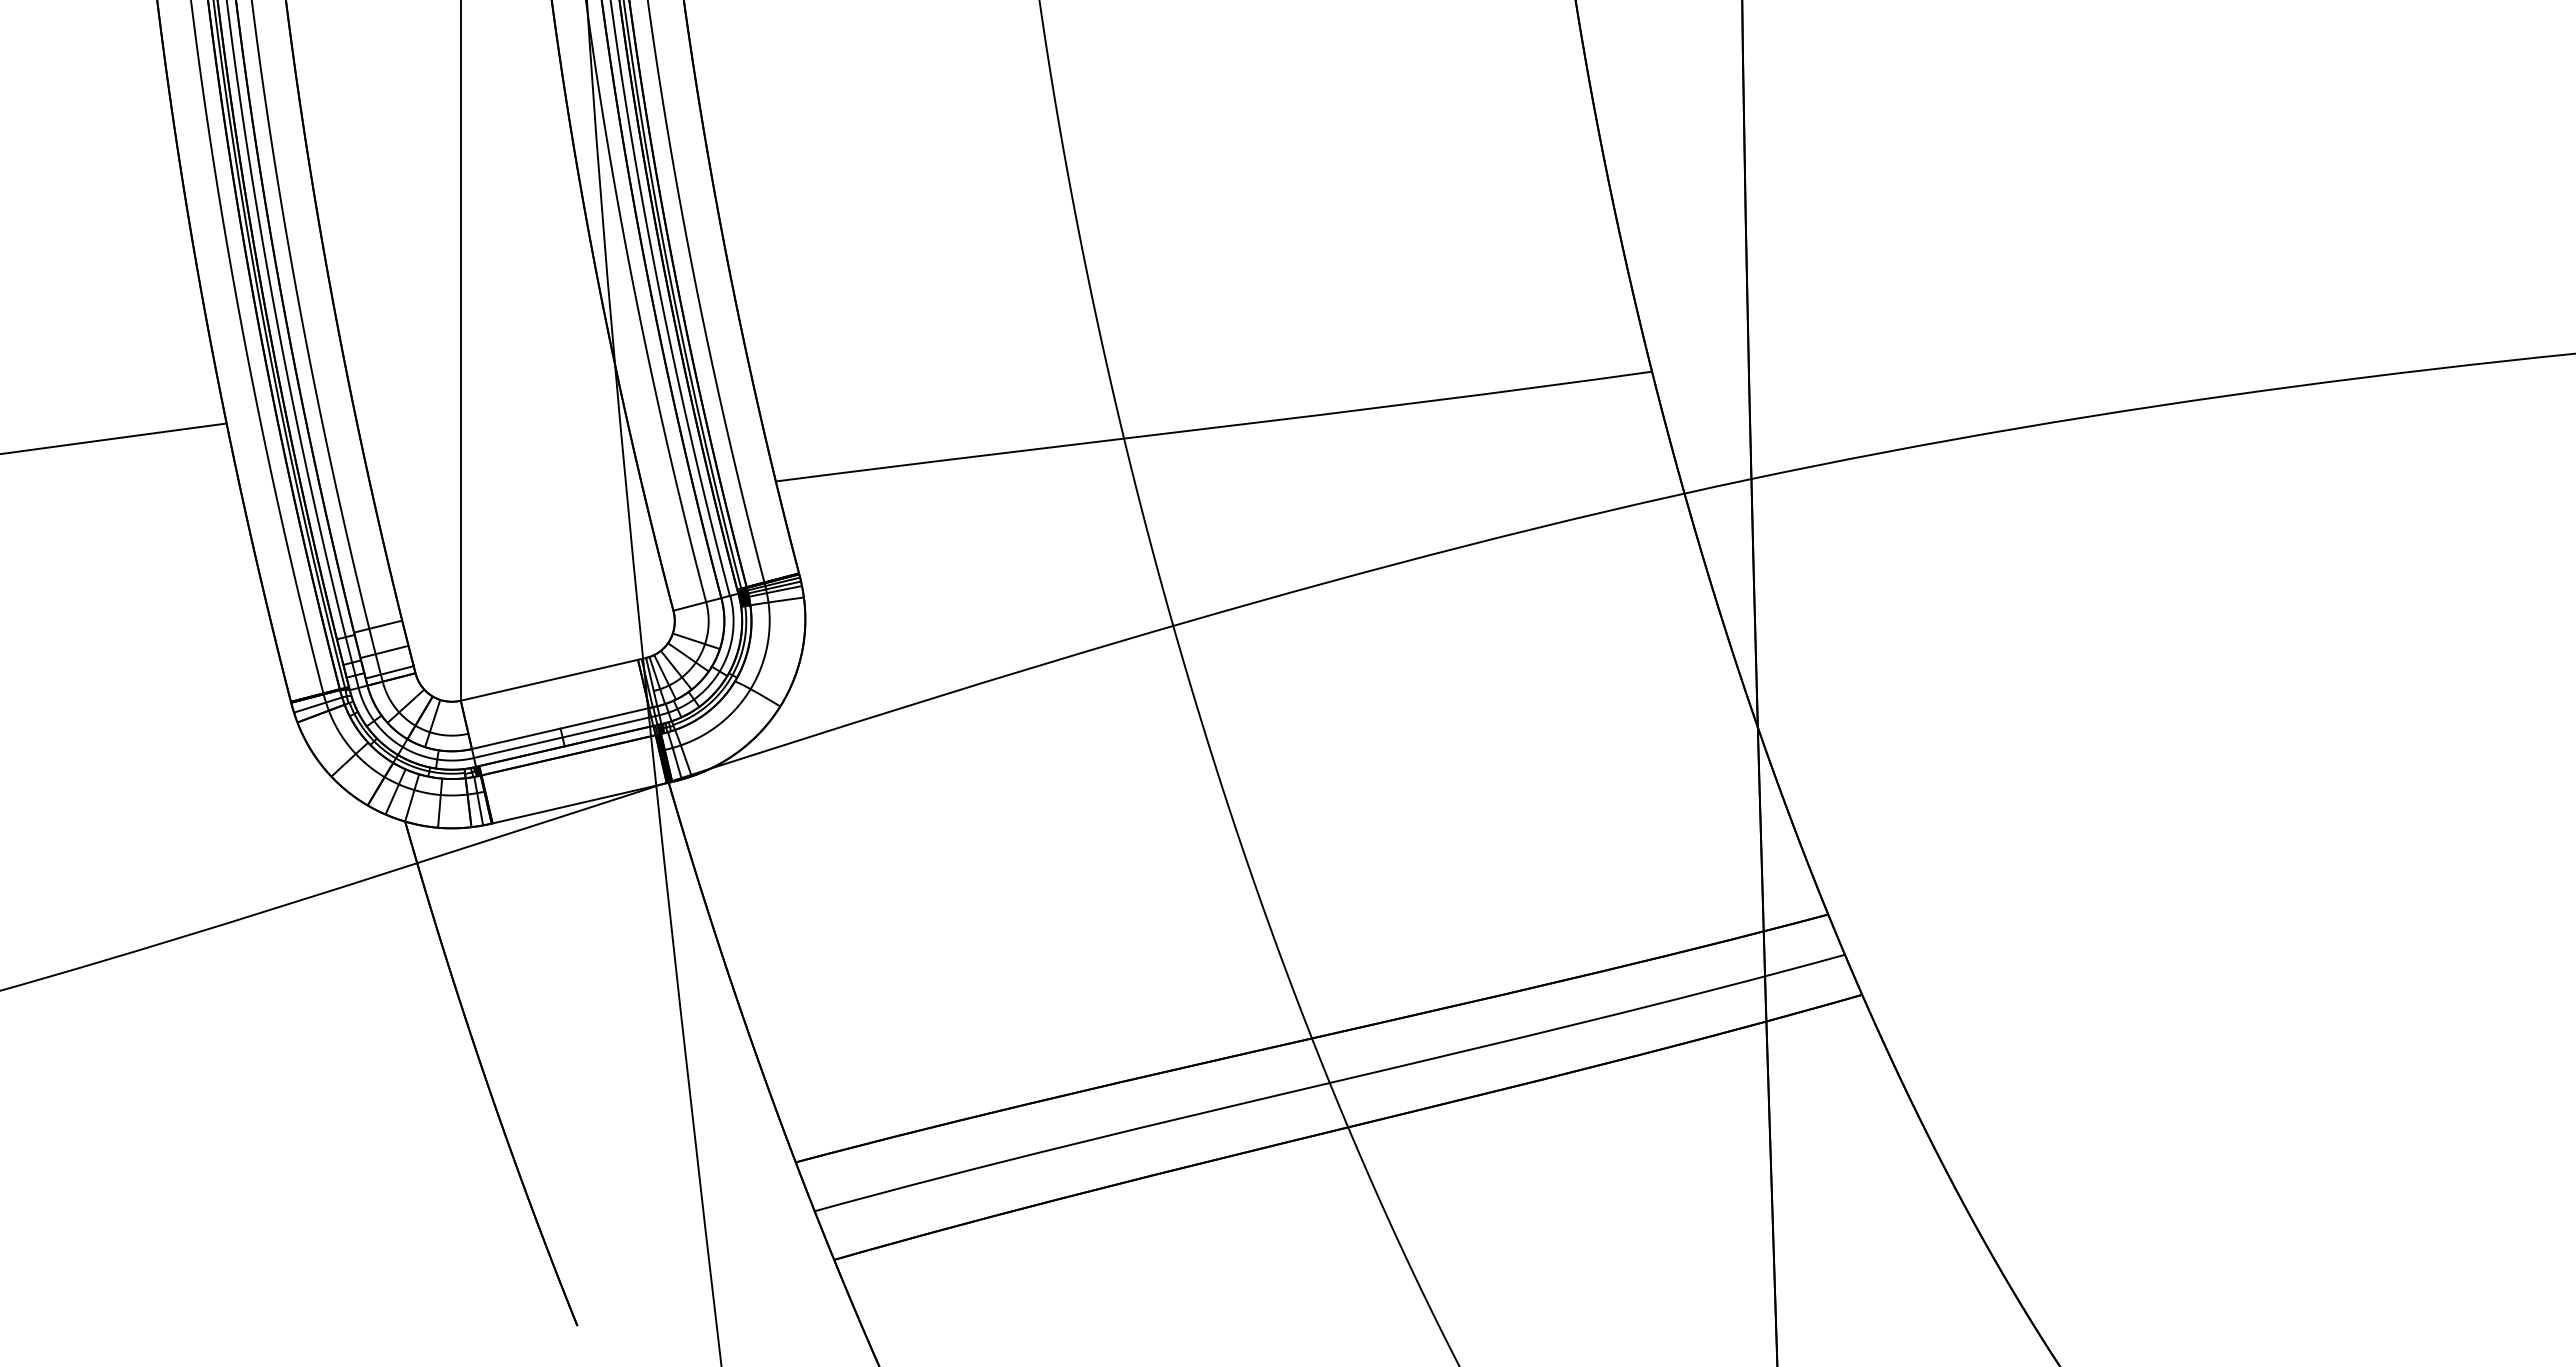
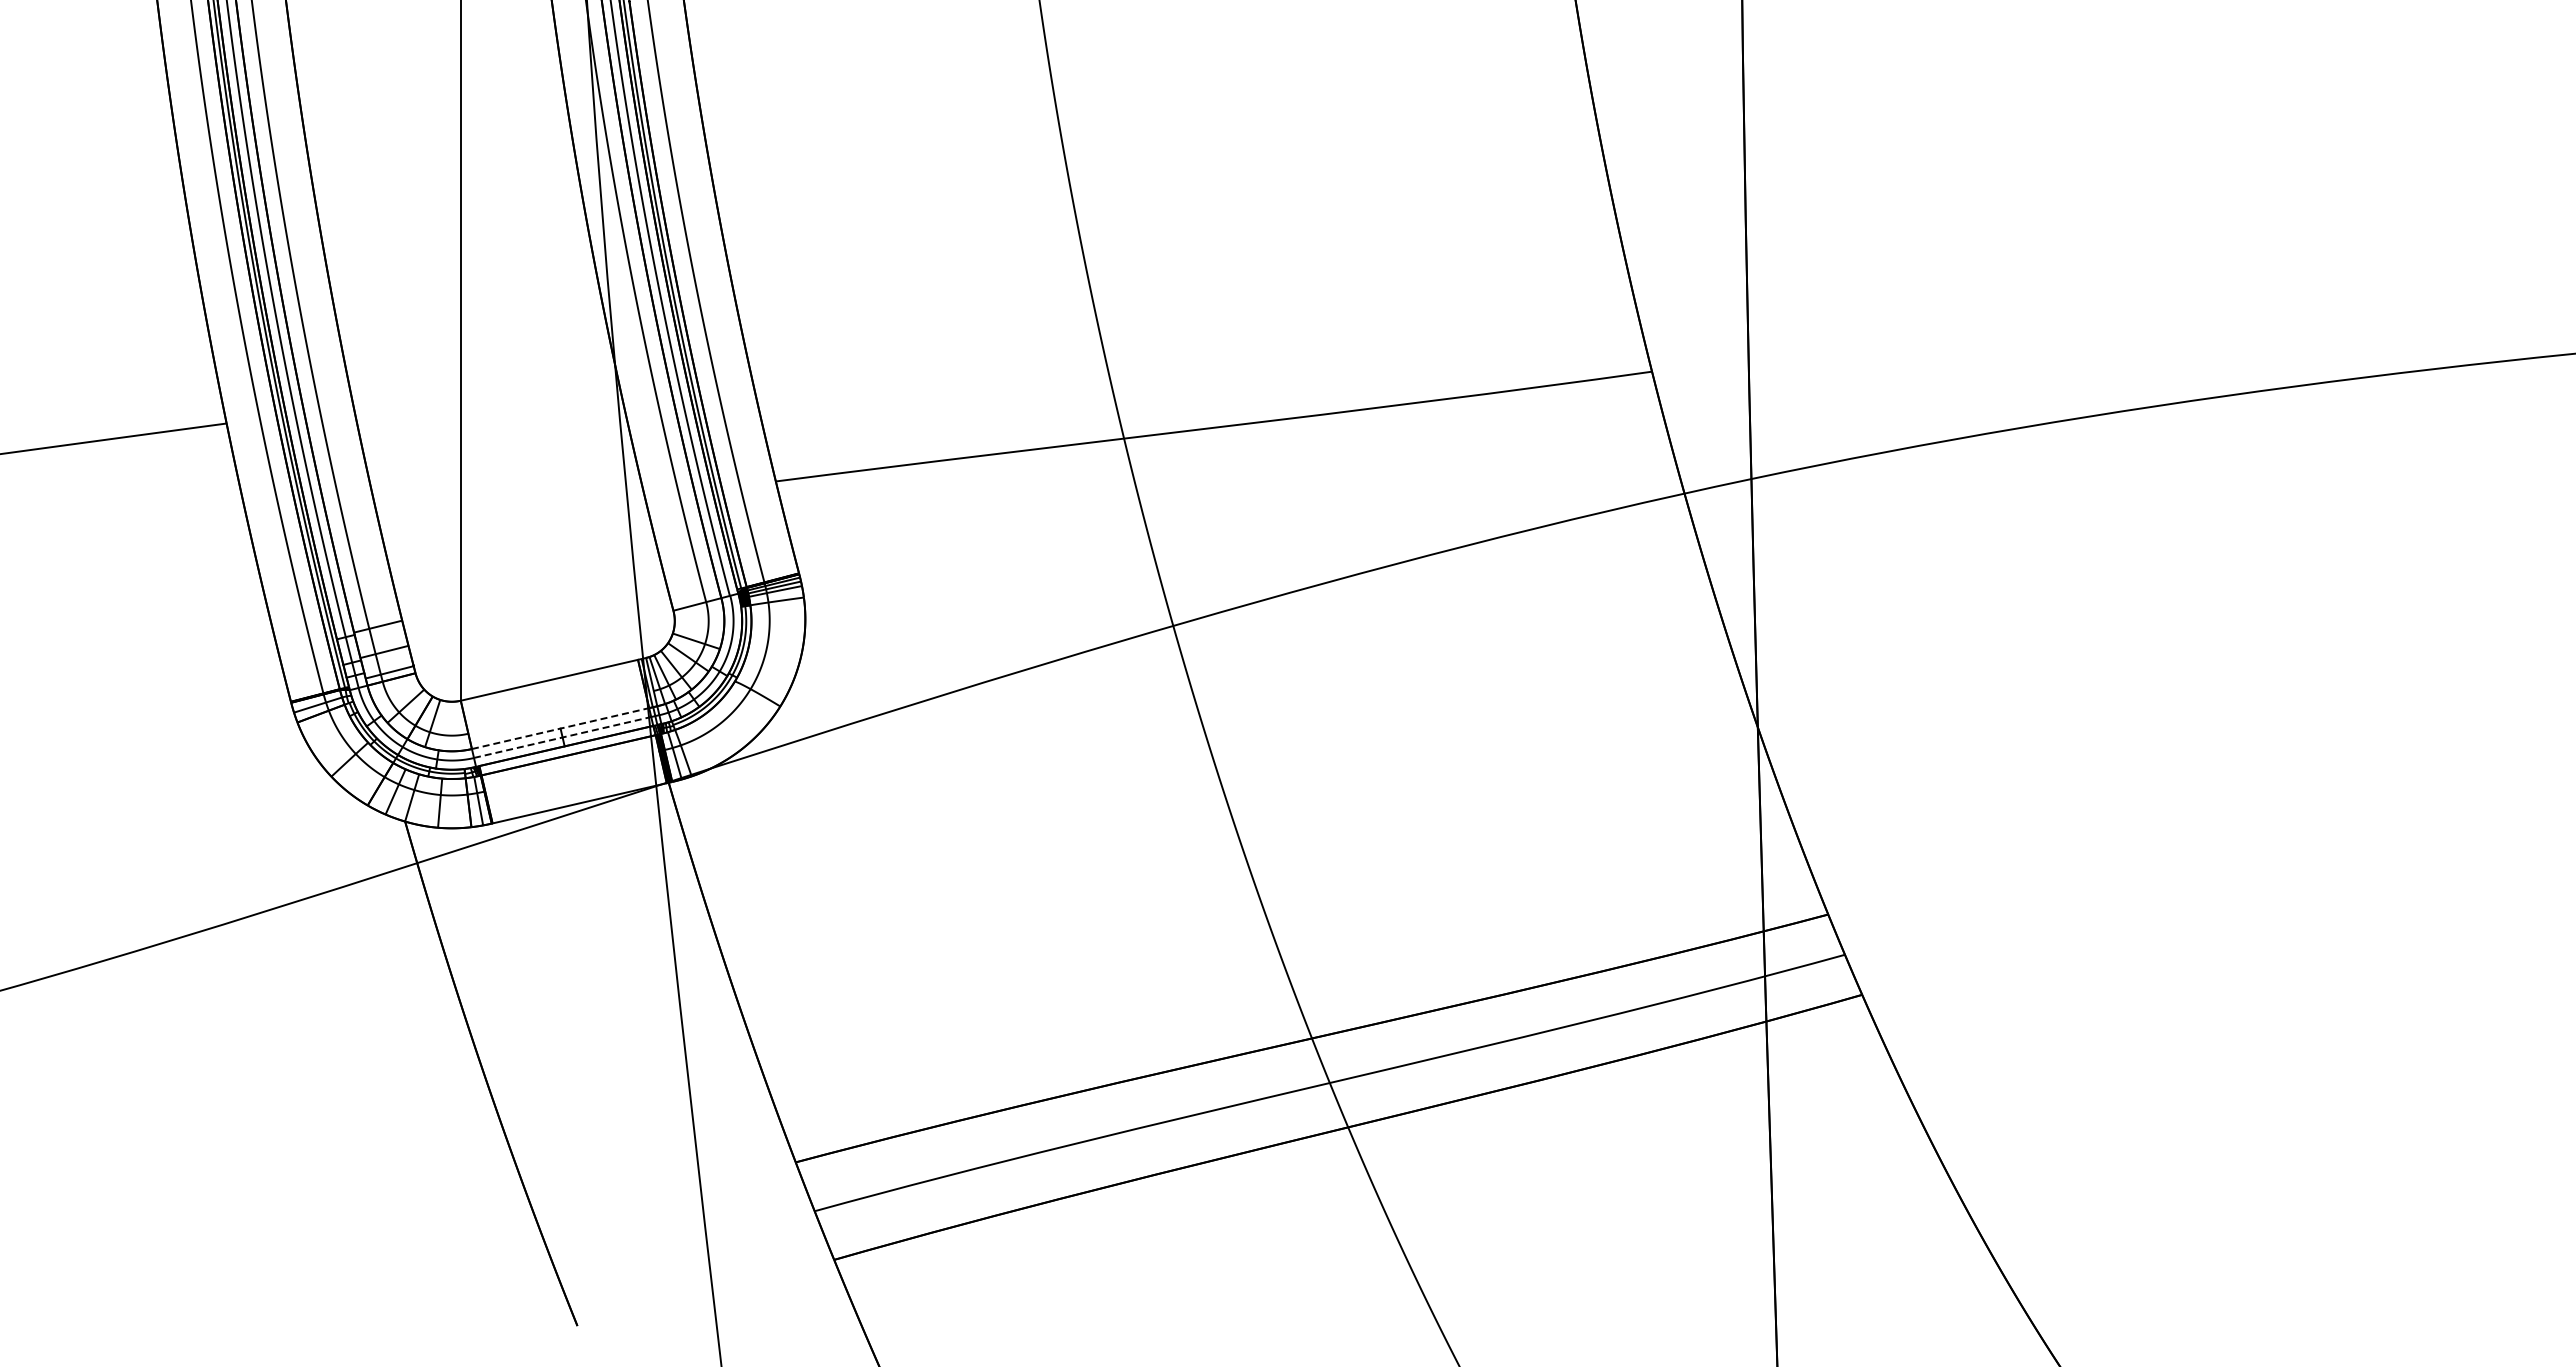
line: solid -> dashed (560, 728)
line: solid -> dashed (562, 737)
